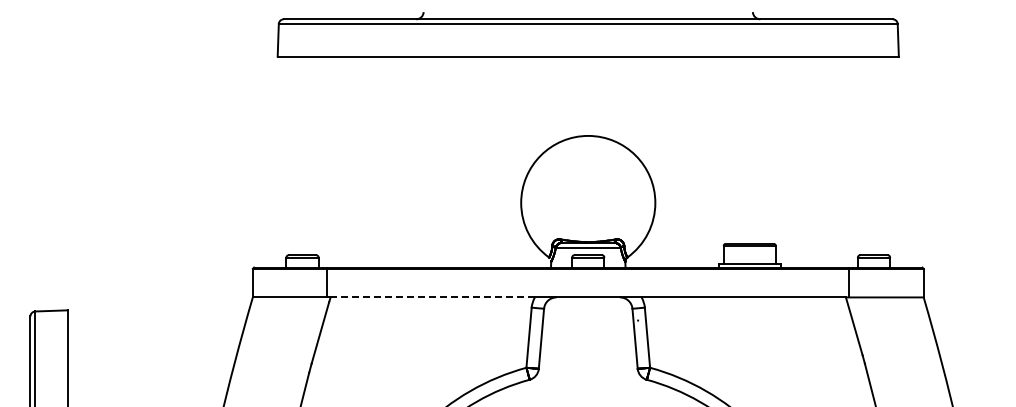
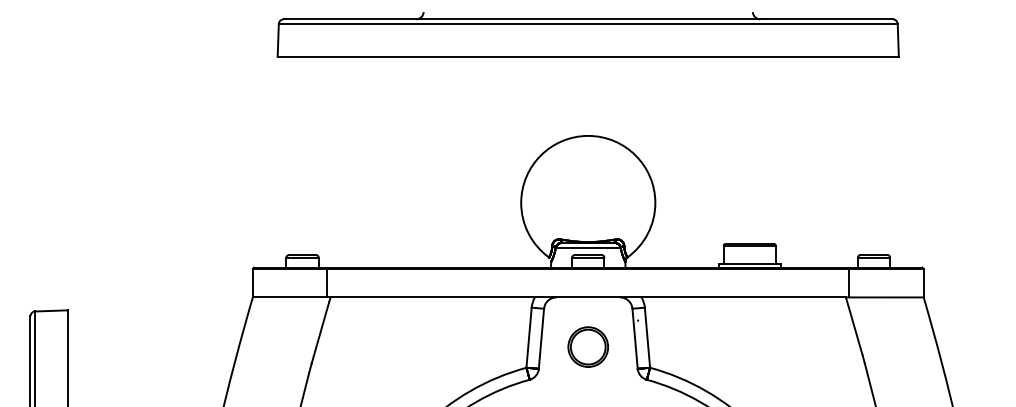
line: dashed -> solid (432, 297)
part: none -> present (587, 346)
